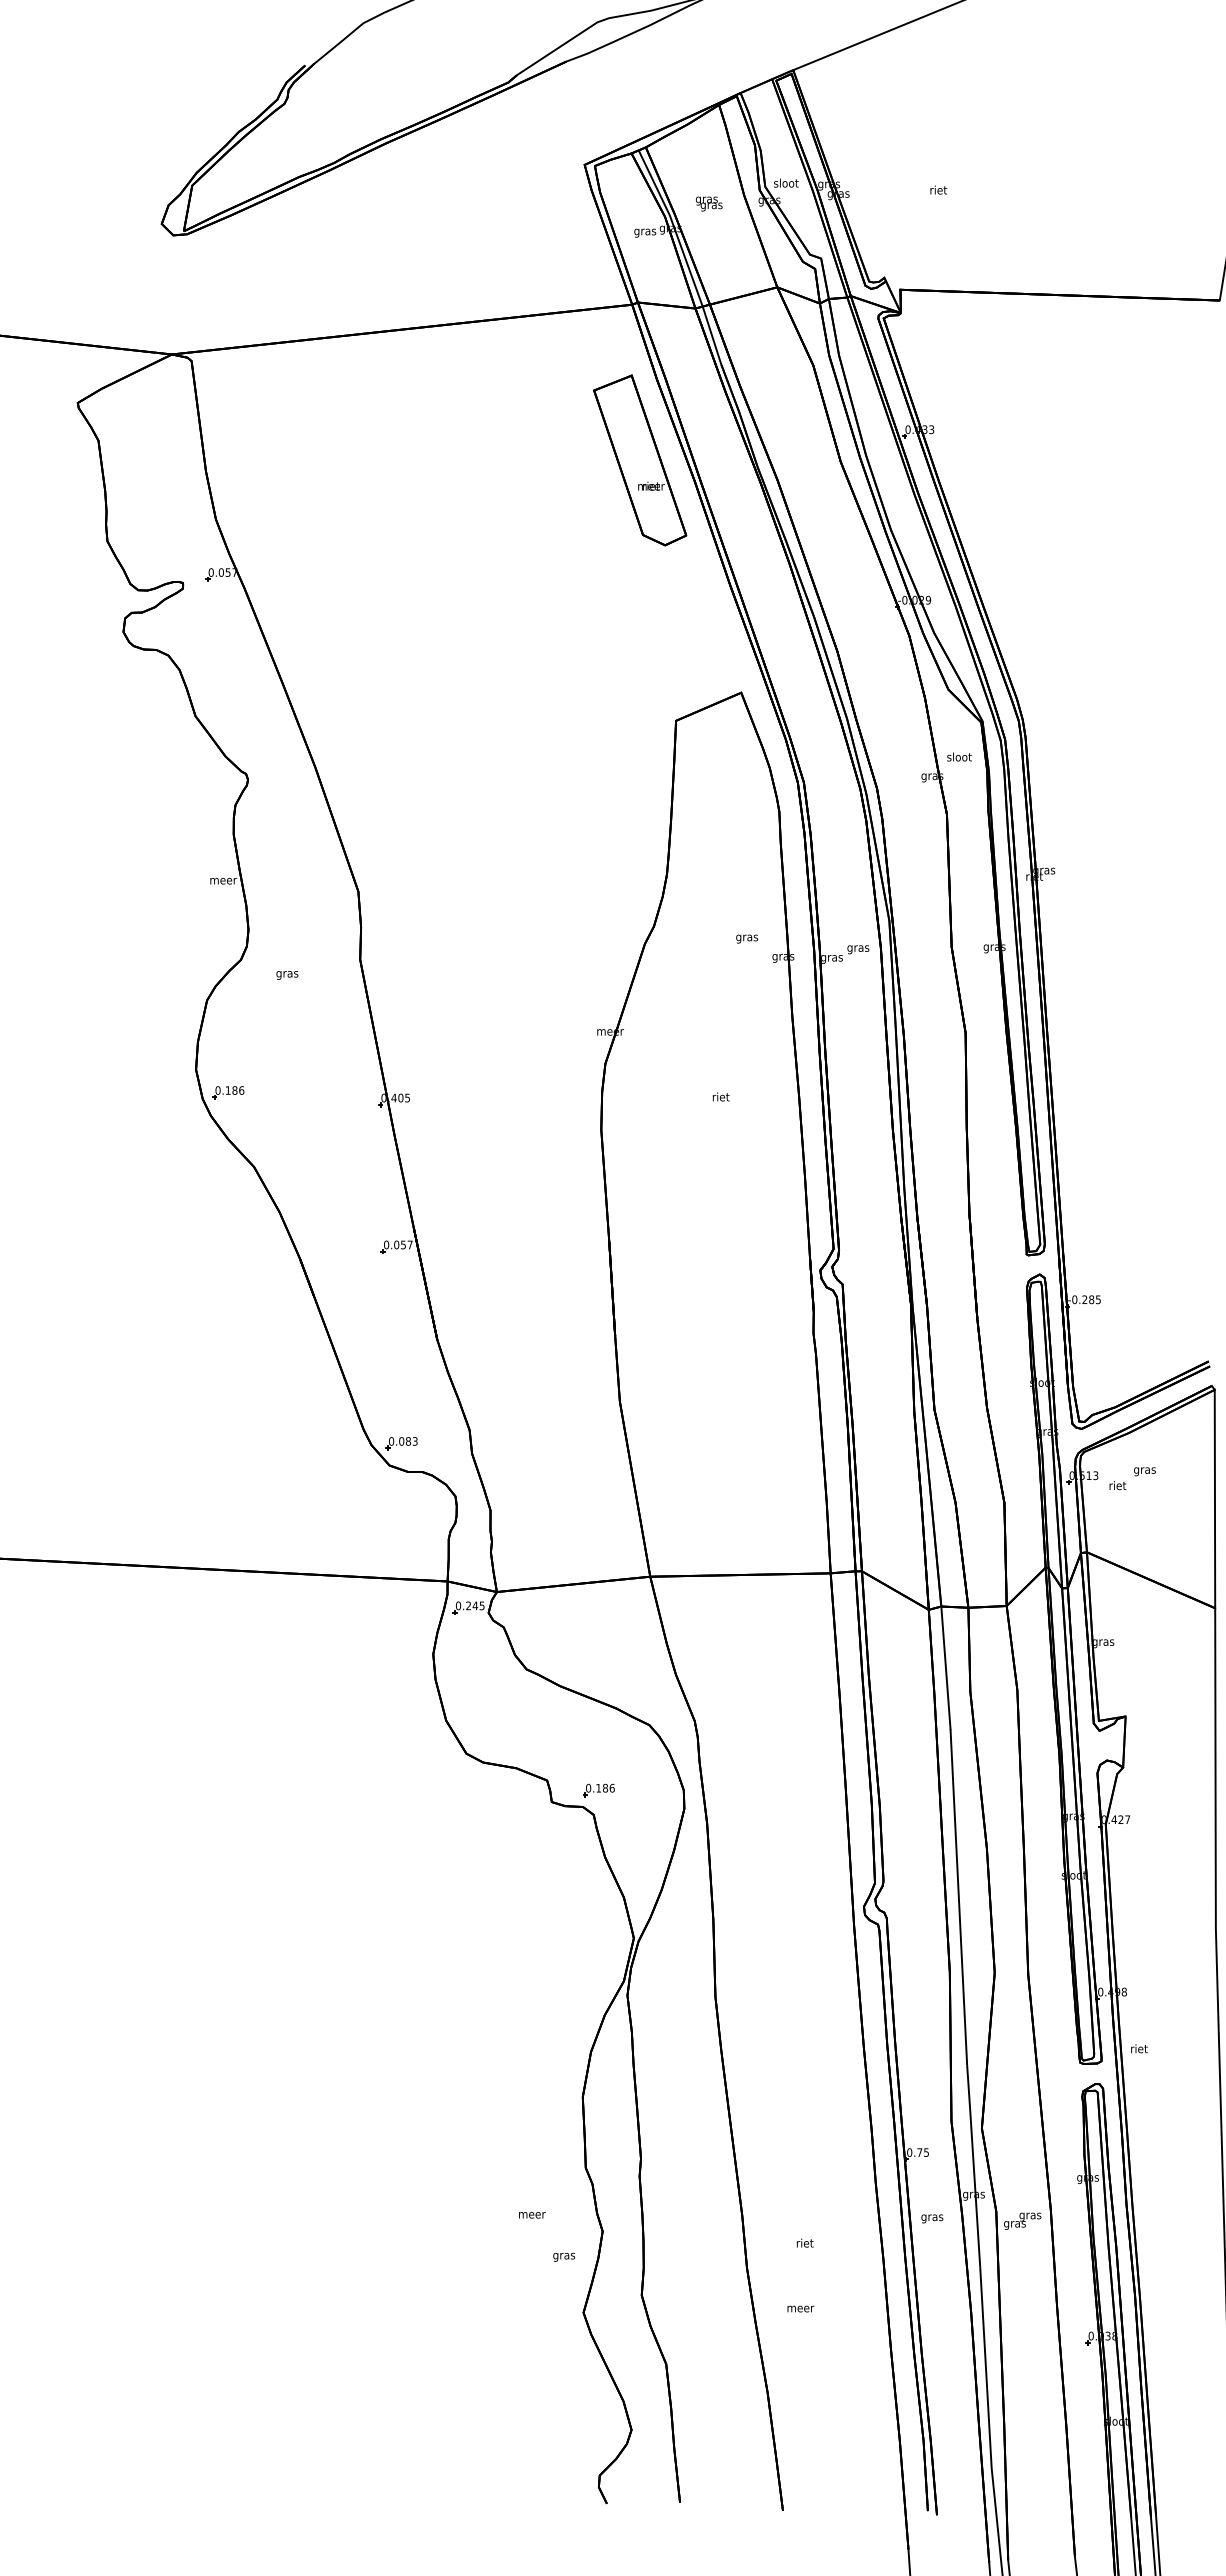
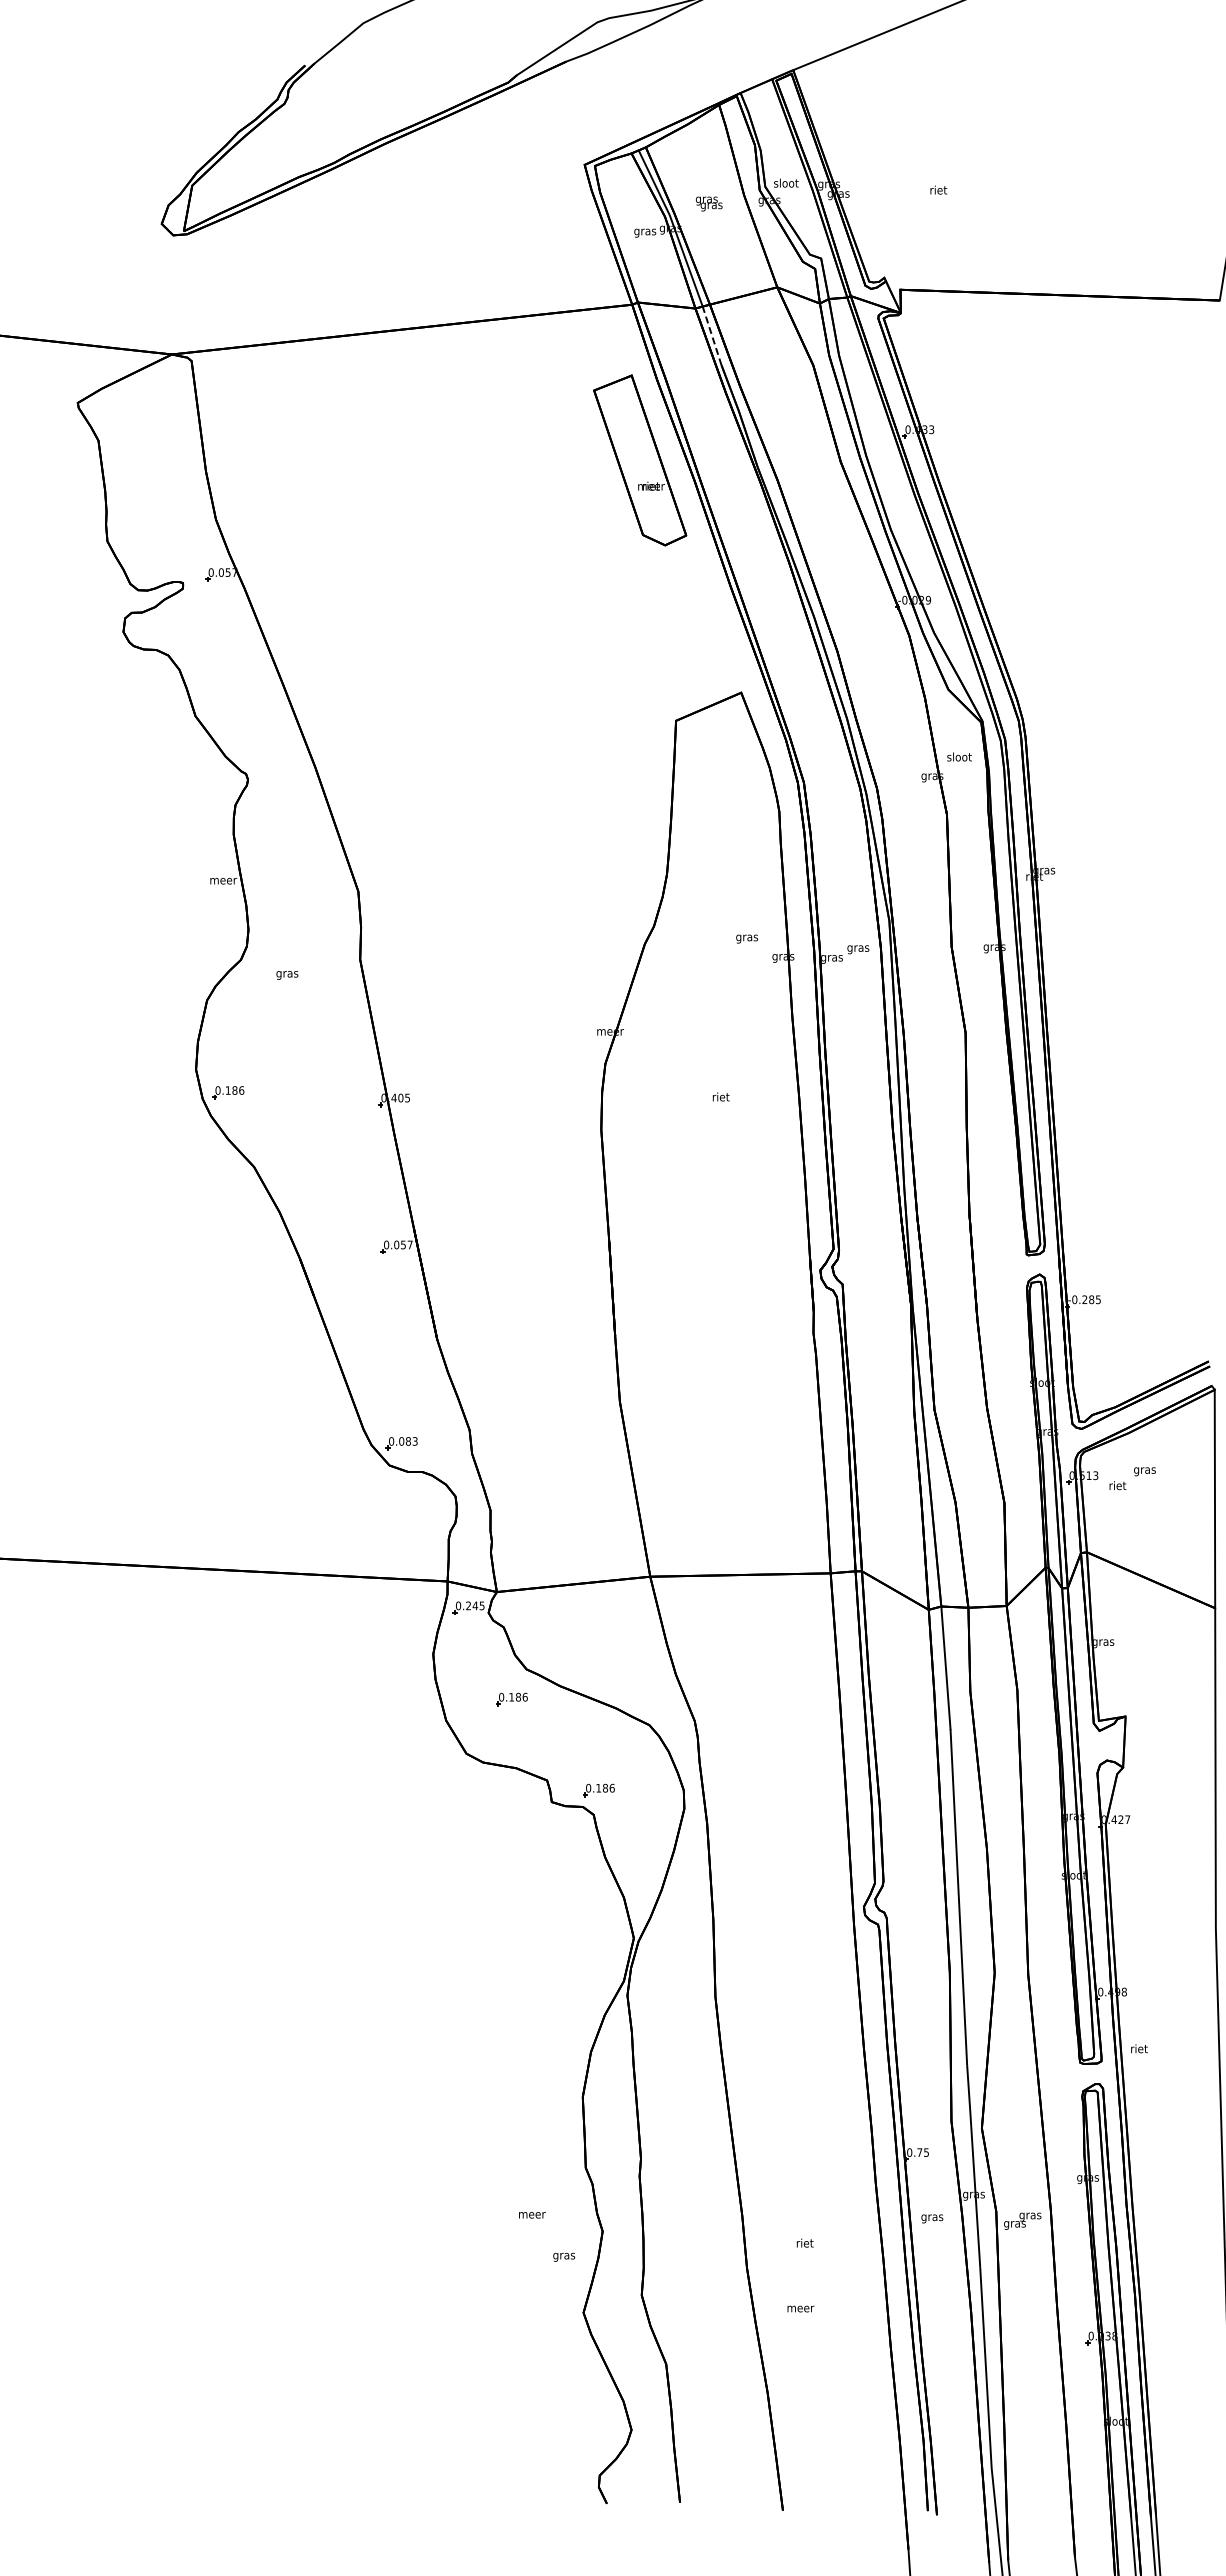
line: solid -> dashed (712, 335)
part: none -> present (511, 1699)
